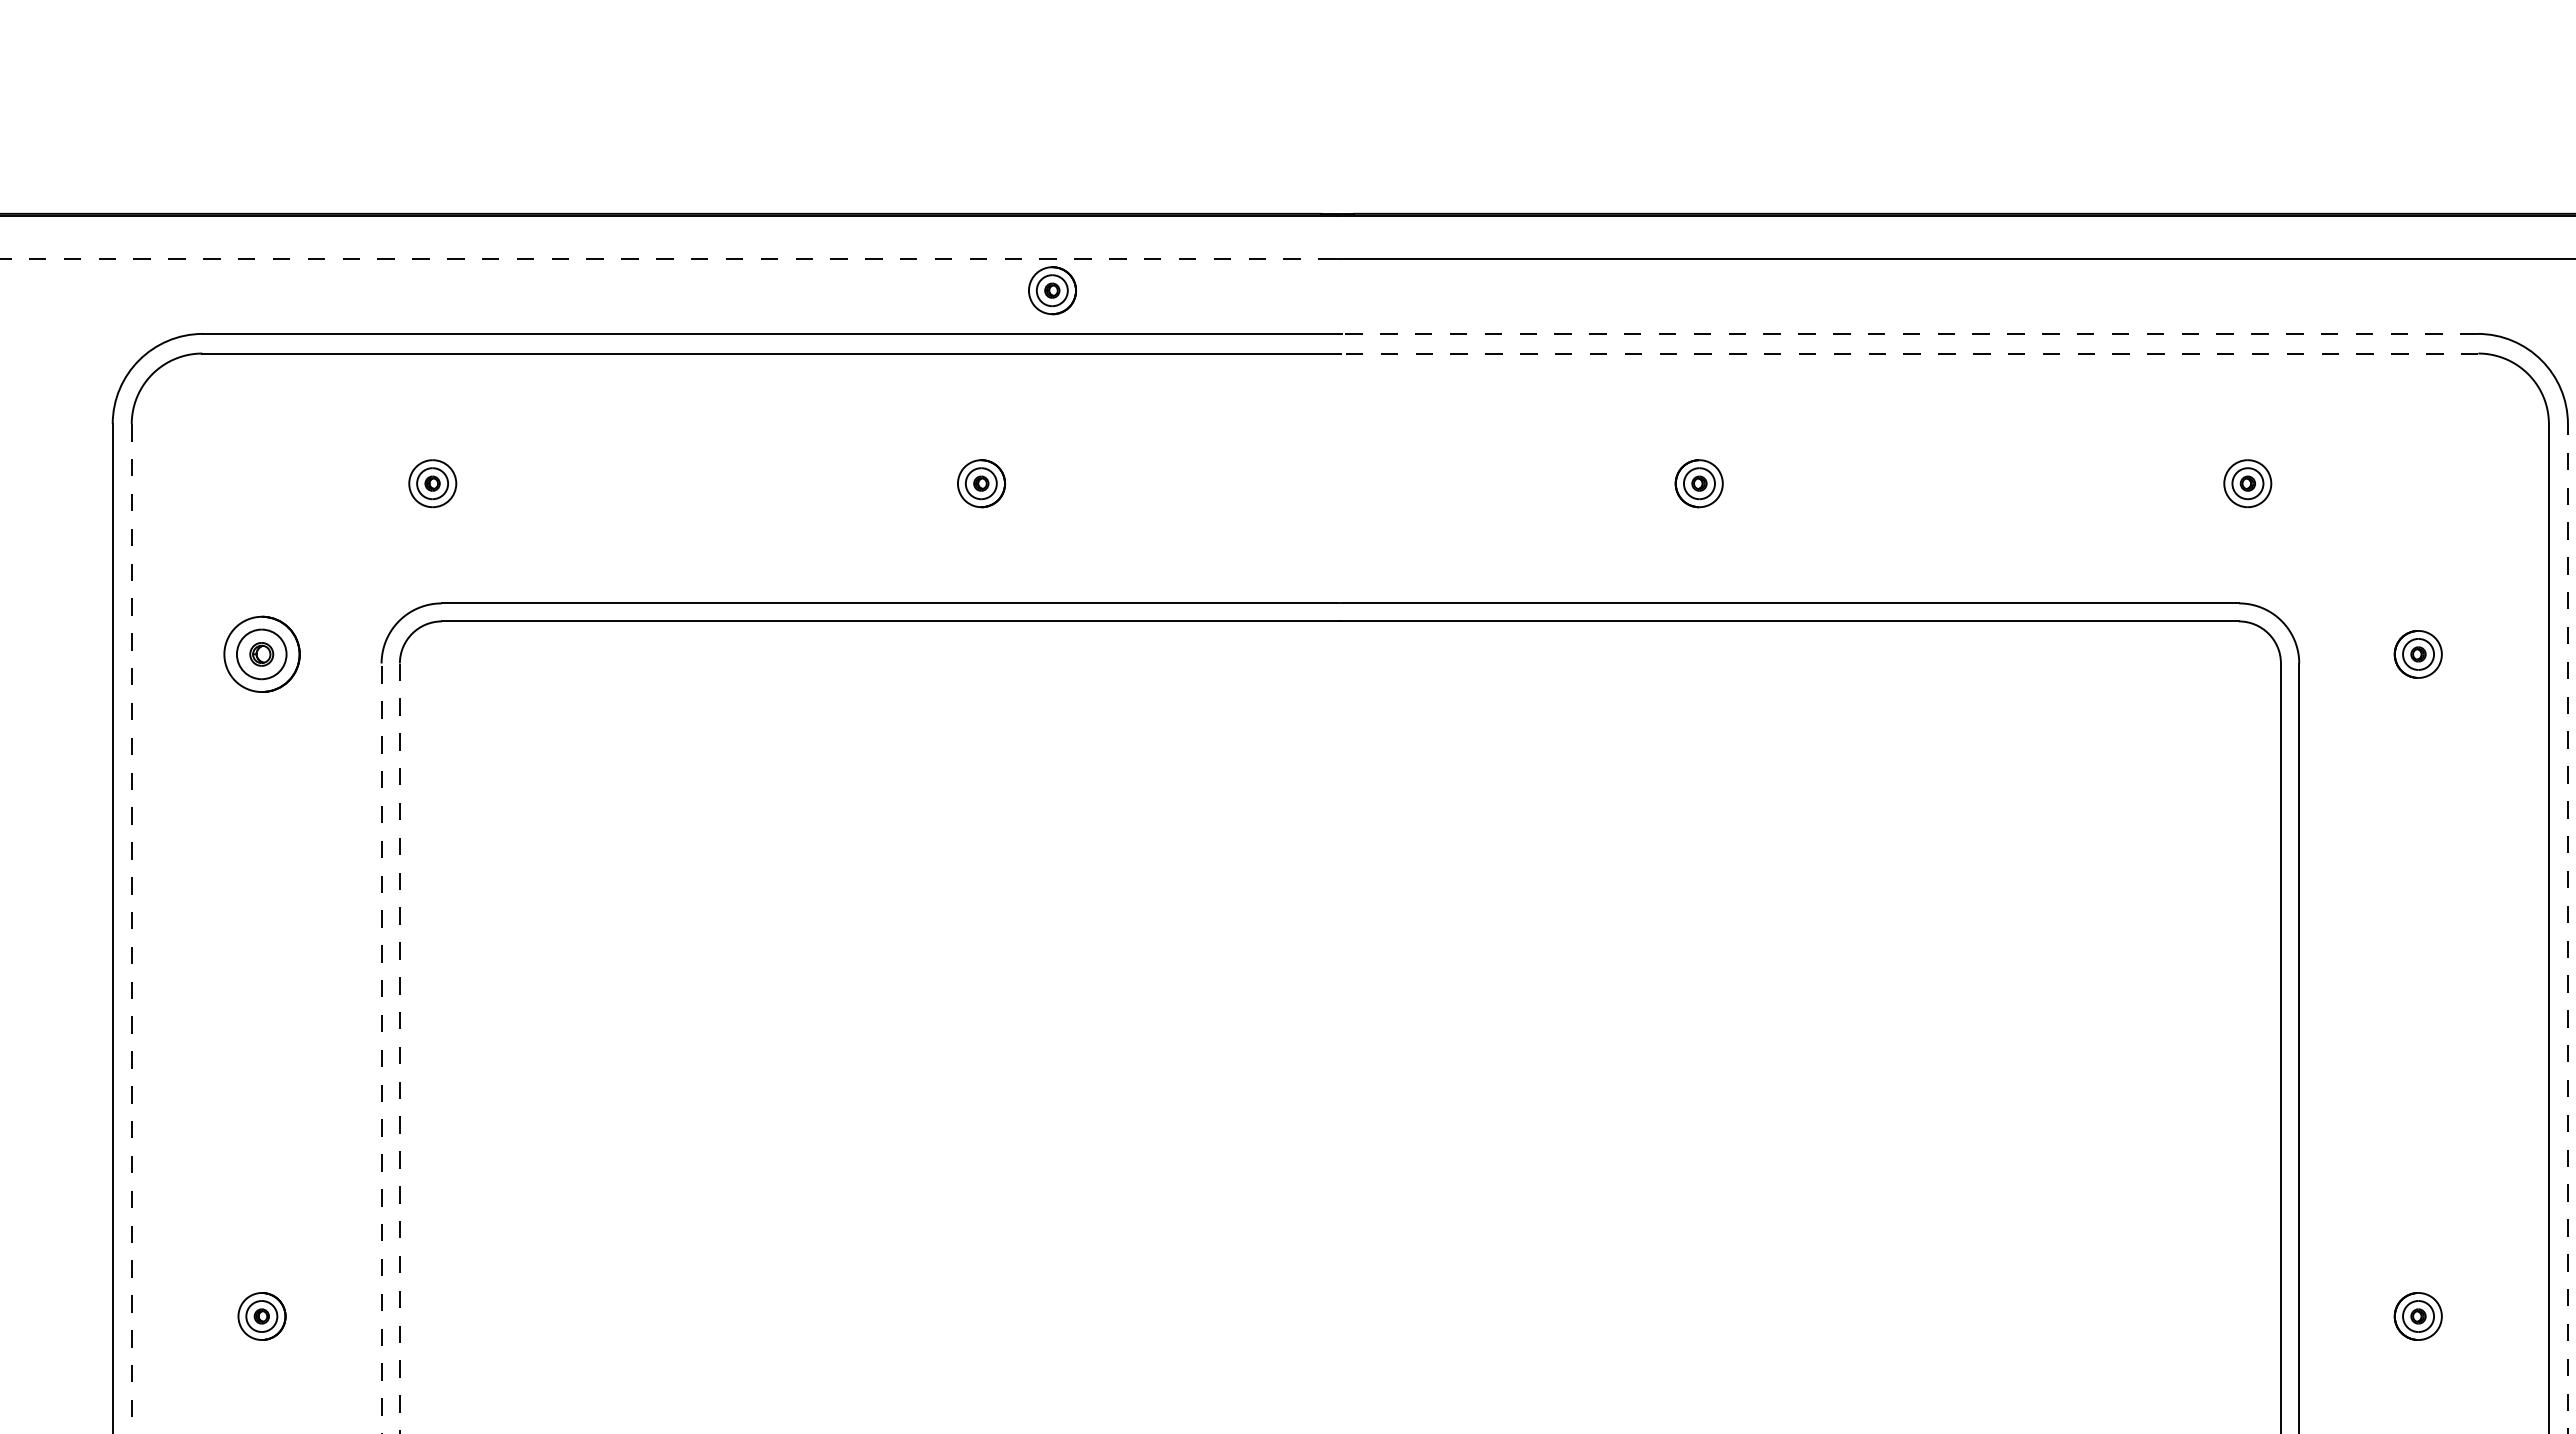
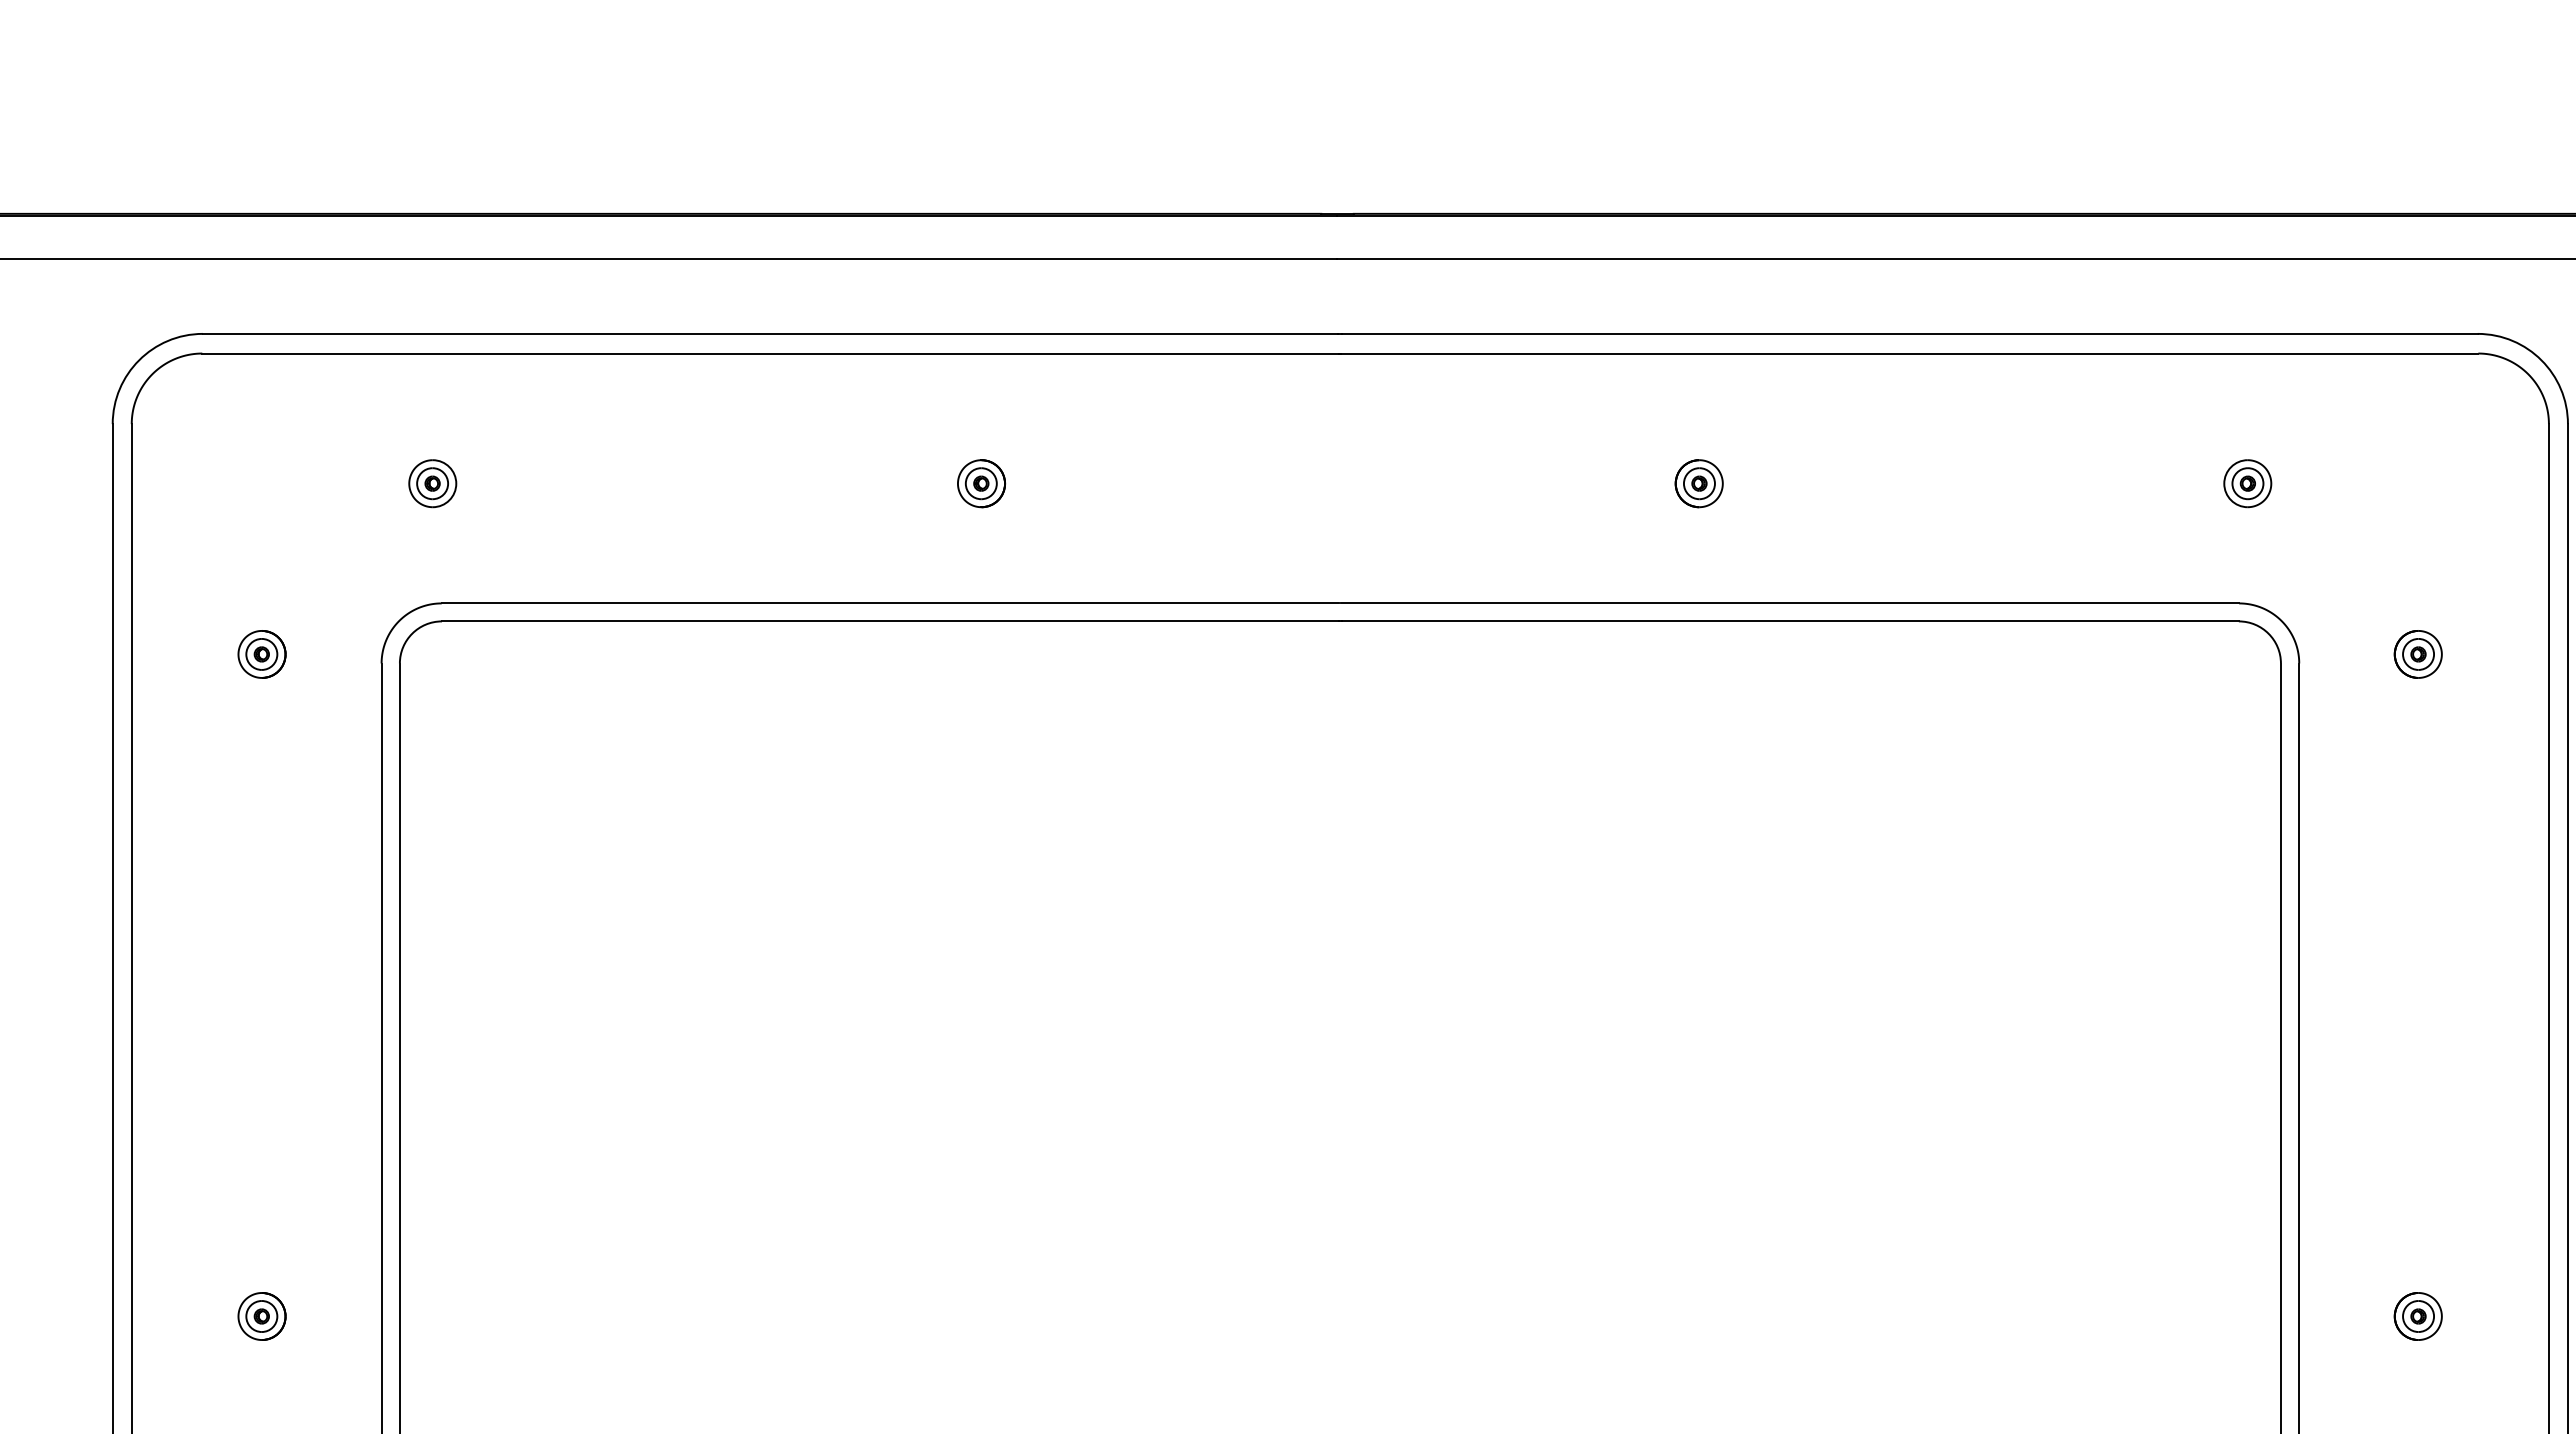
line: dashed -> solid (668, 259)
part: present -> none (1052, 290)
line: dashed -> solid (1909, 333)
line: dashed -> solid (1909, 353)
part size: 78x78 px -> 50x49 px (261, 654)
line: dashed -> solid (131, 928)
line: dashed -> solid (2567, 928)
line: dashed -> solid (381, 1048)
line: dashed -> solid (399, 1048)
